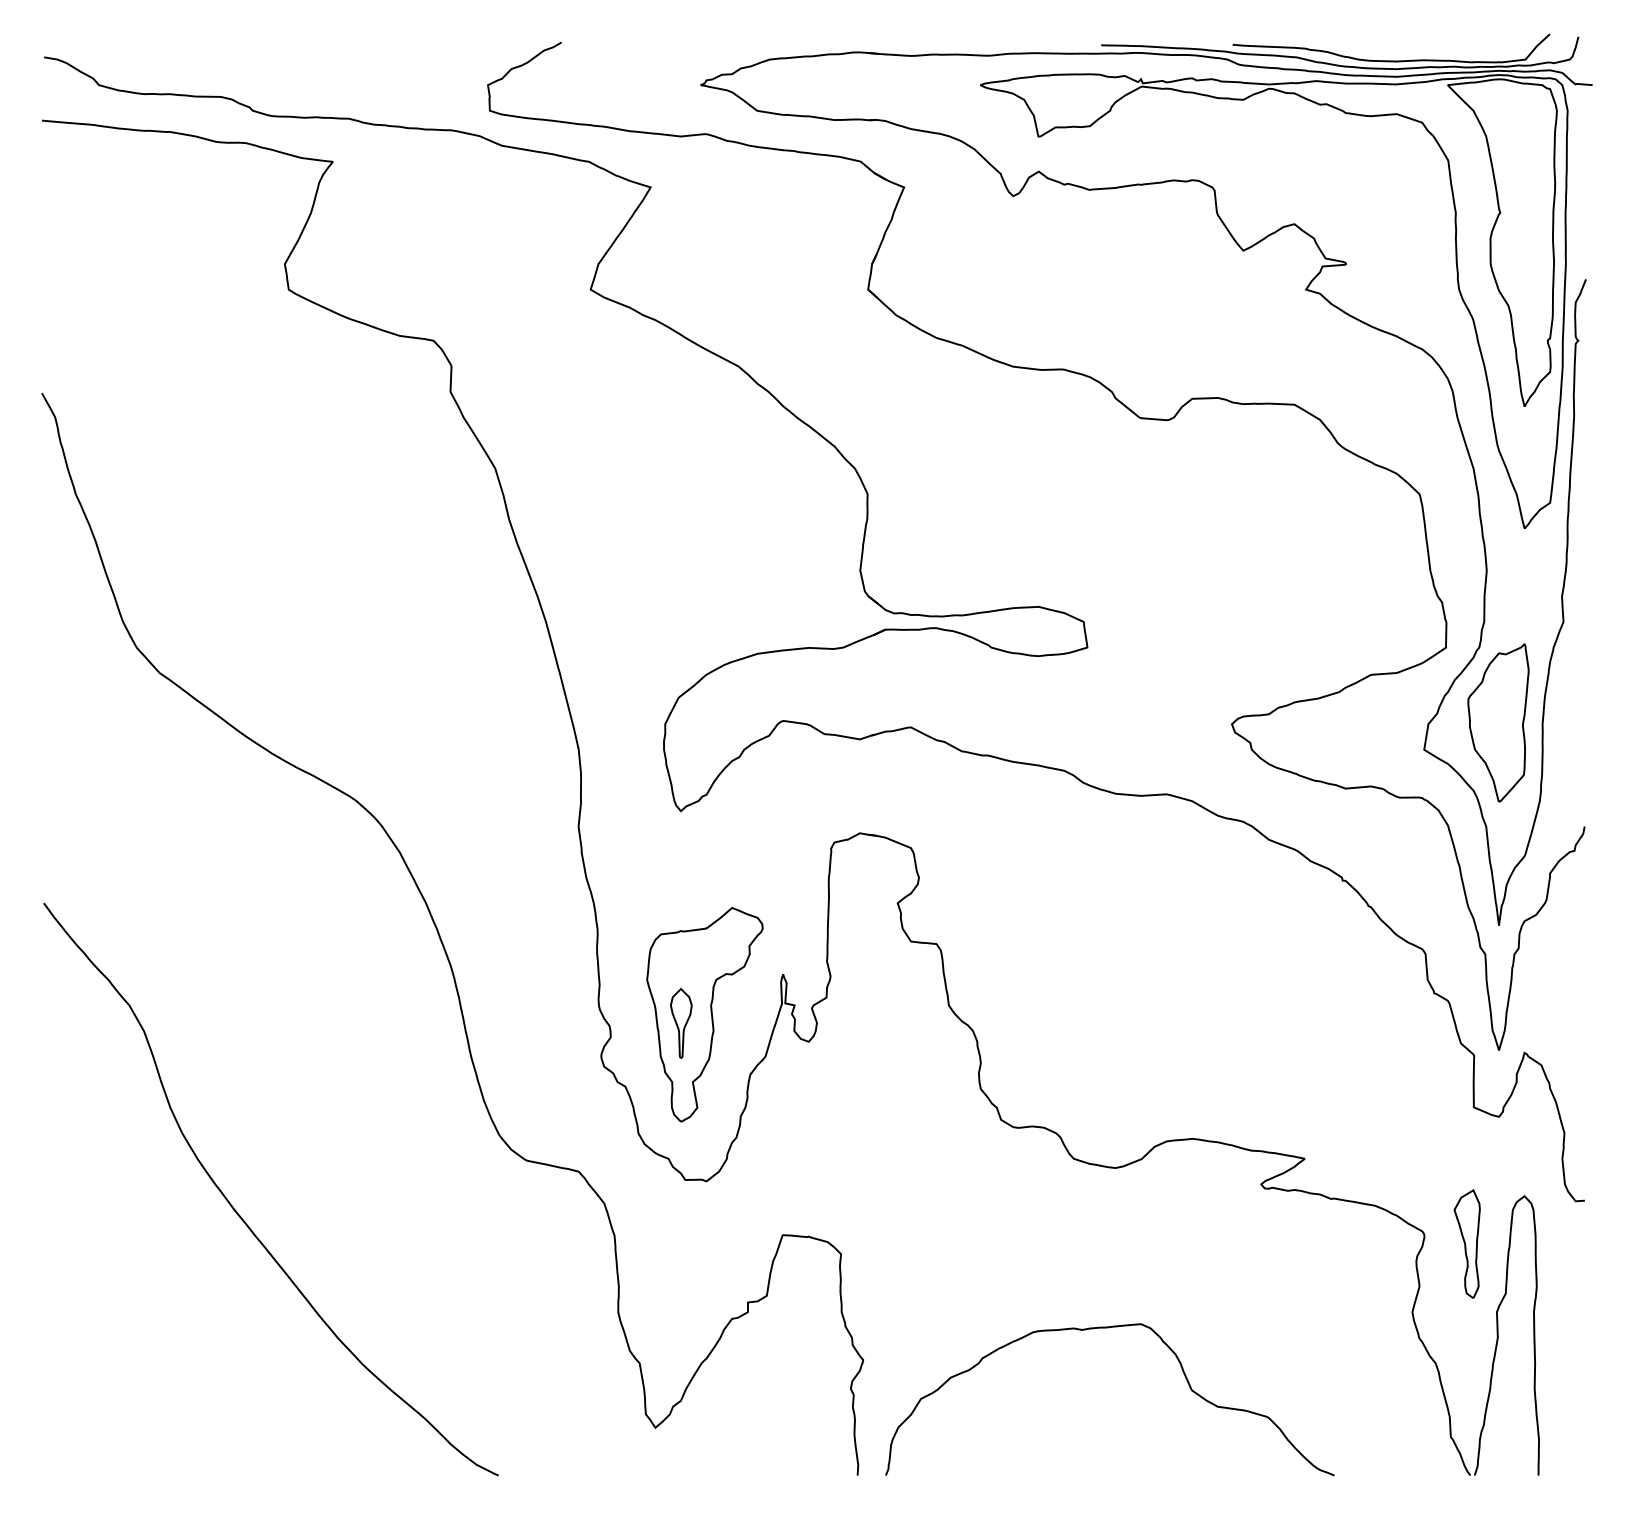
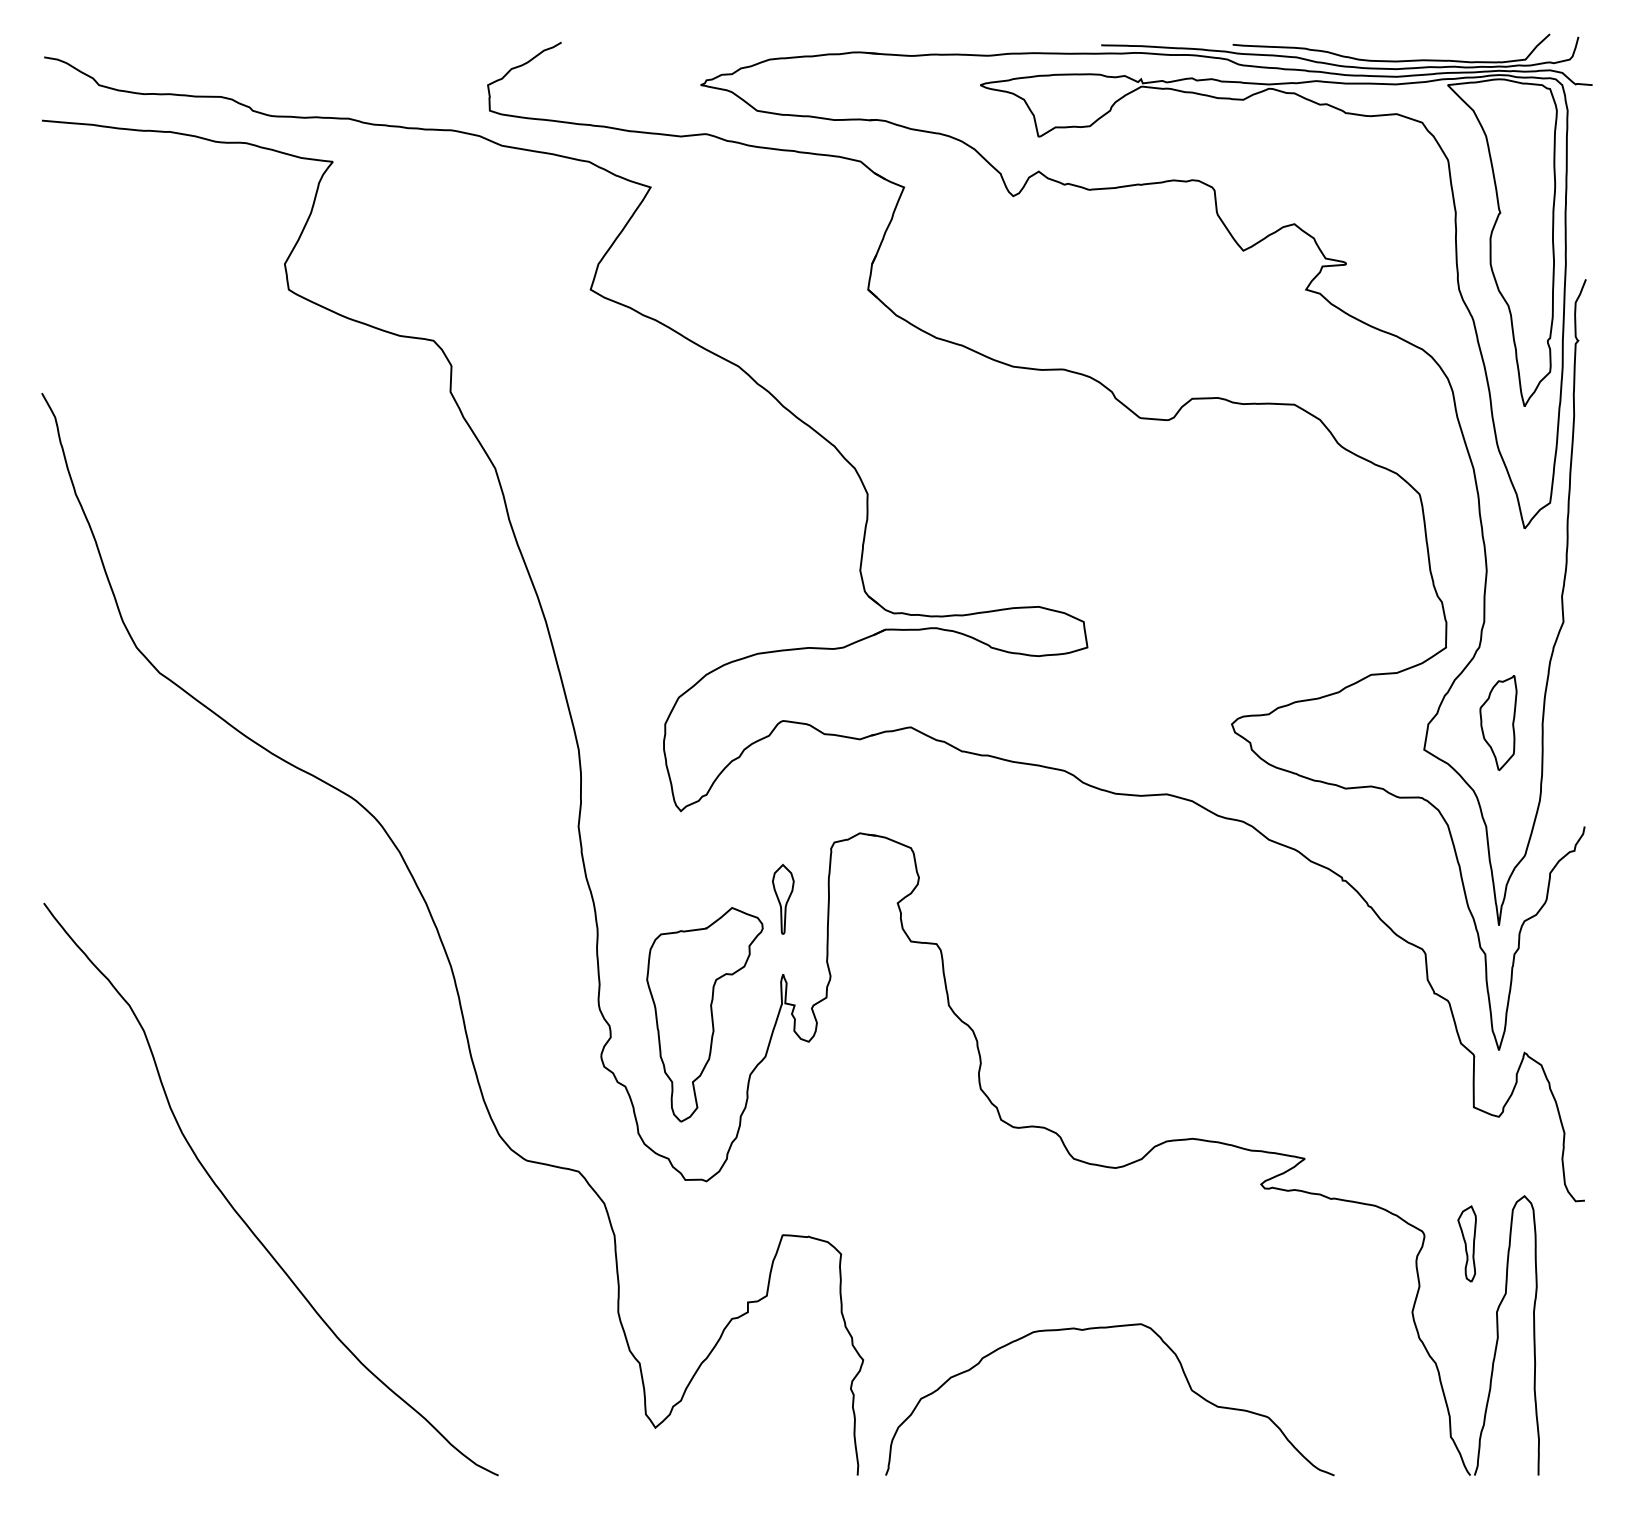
part size: 63x160 px -> 39x96 px (1498, 722)
part position: (681, 1023) -> (783, 899) (783, 899)
part size: 28x110 px -> 20x78 px (1466, 1243)
